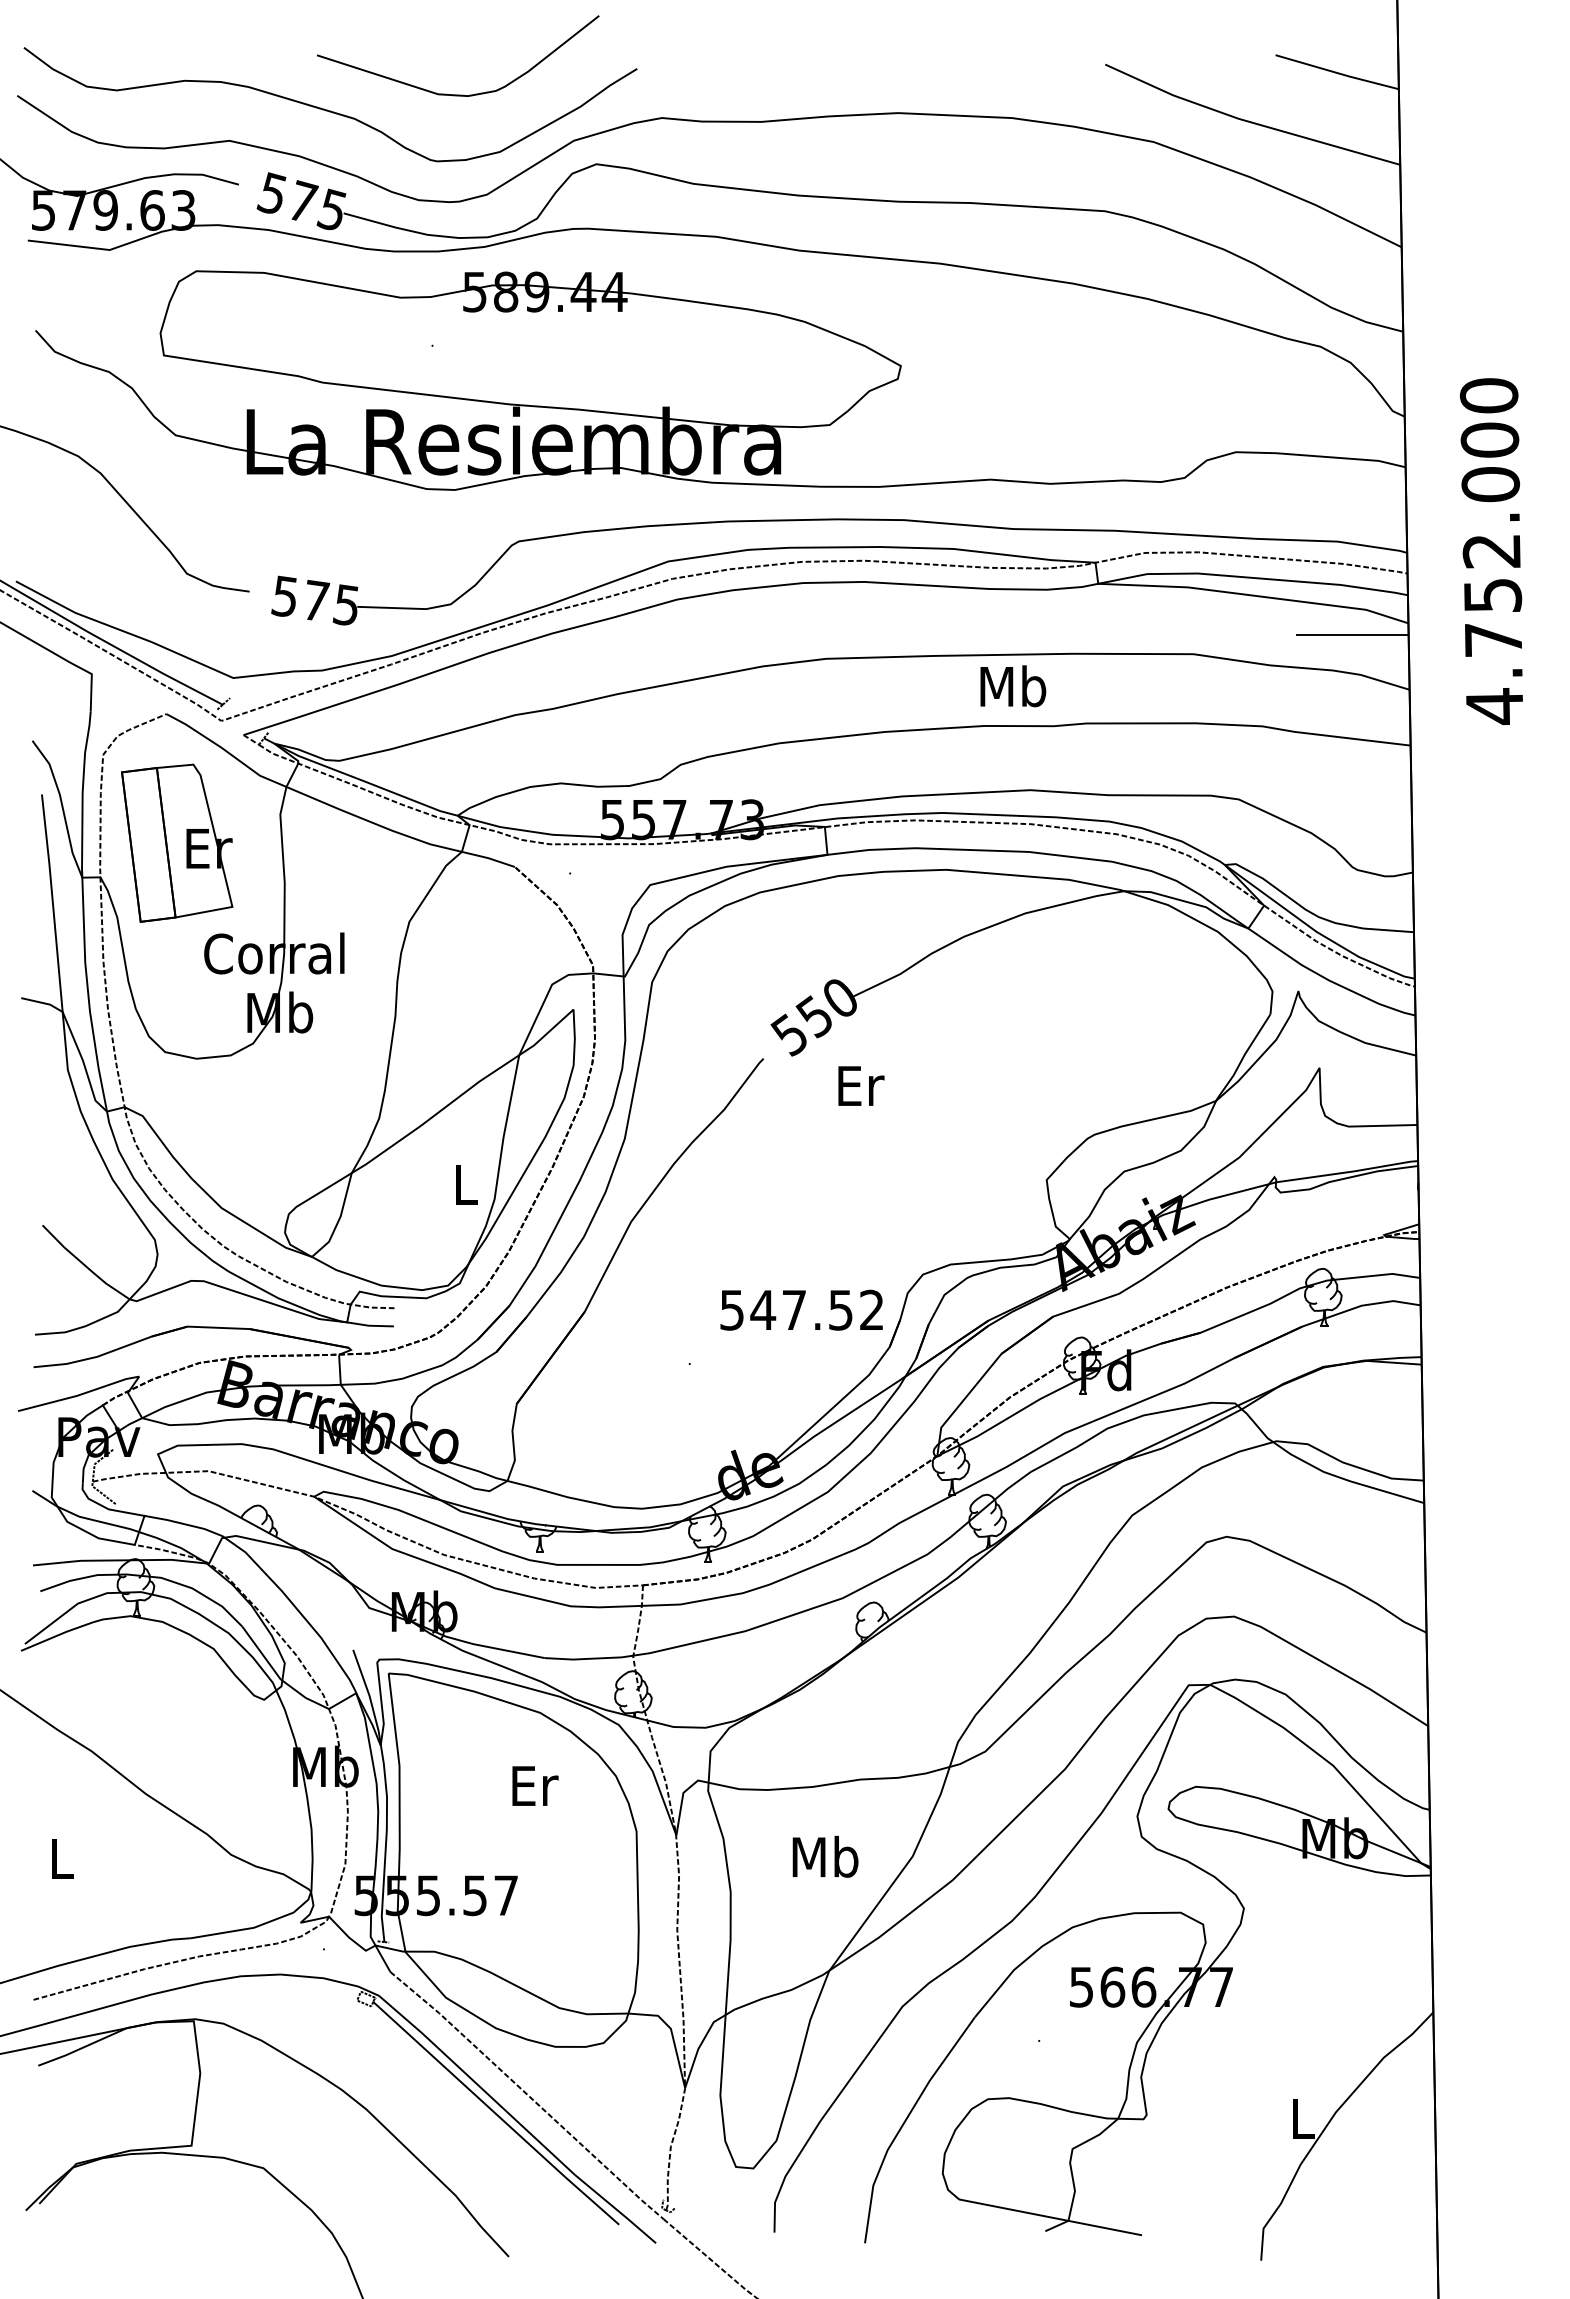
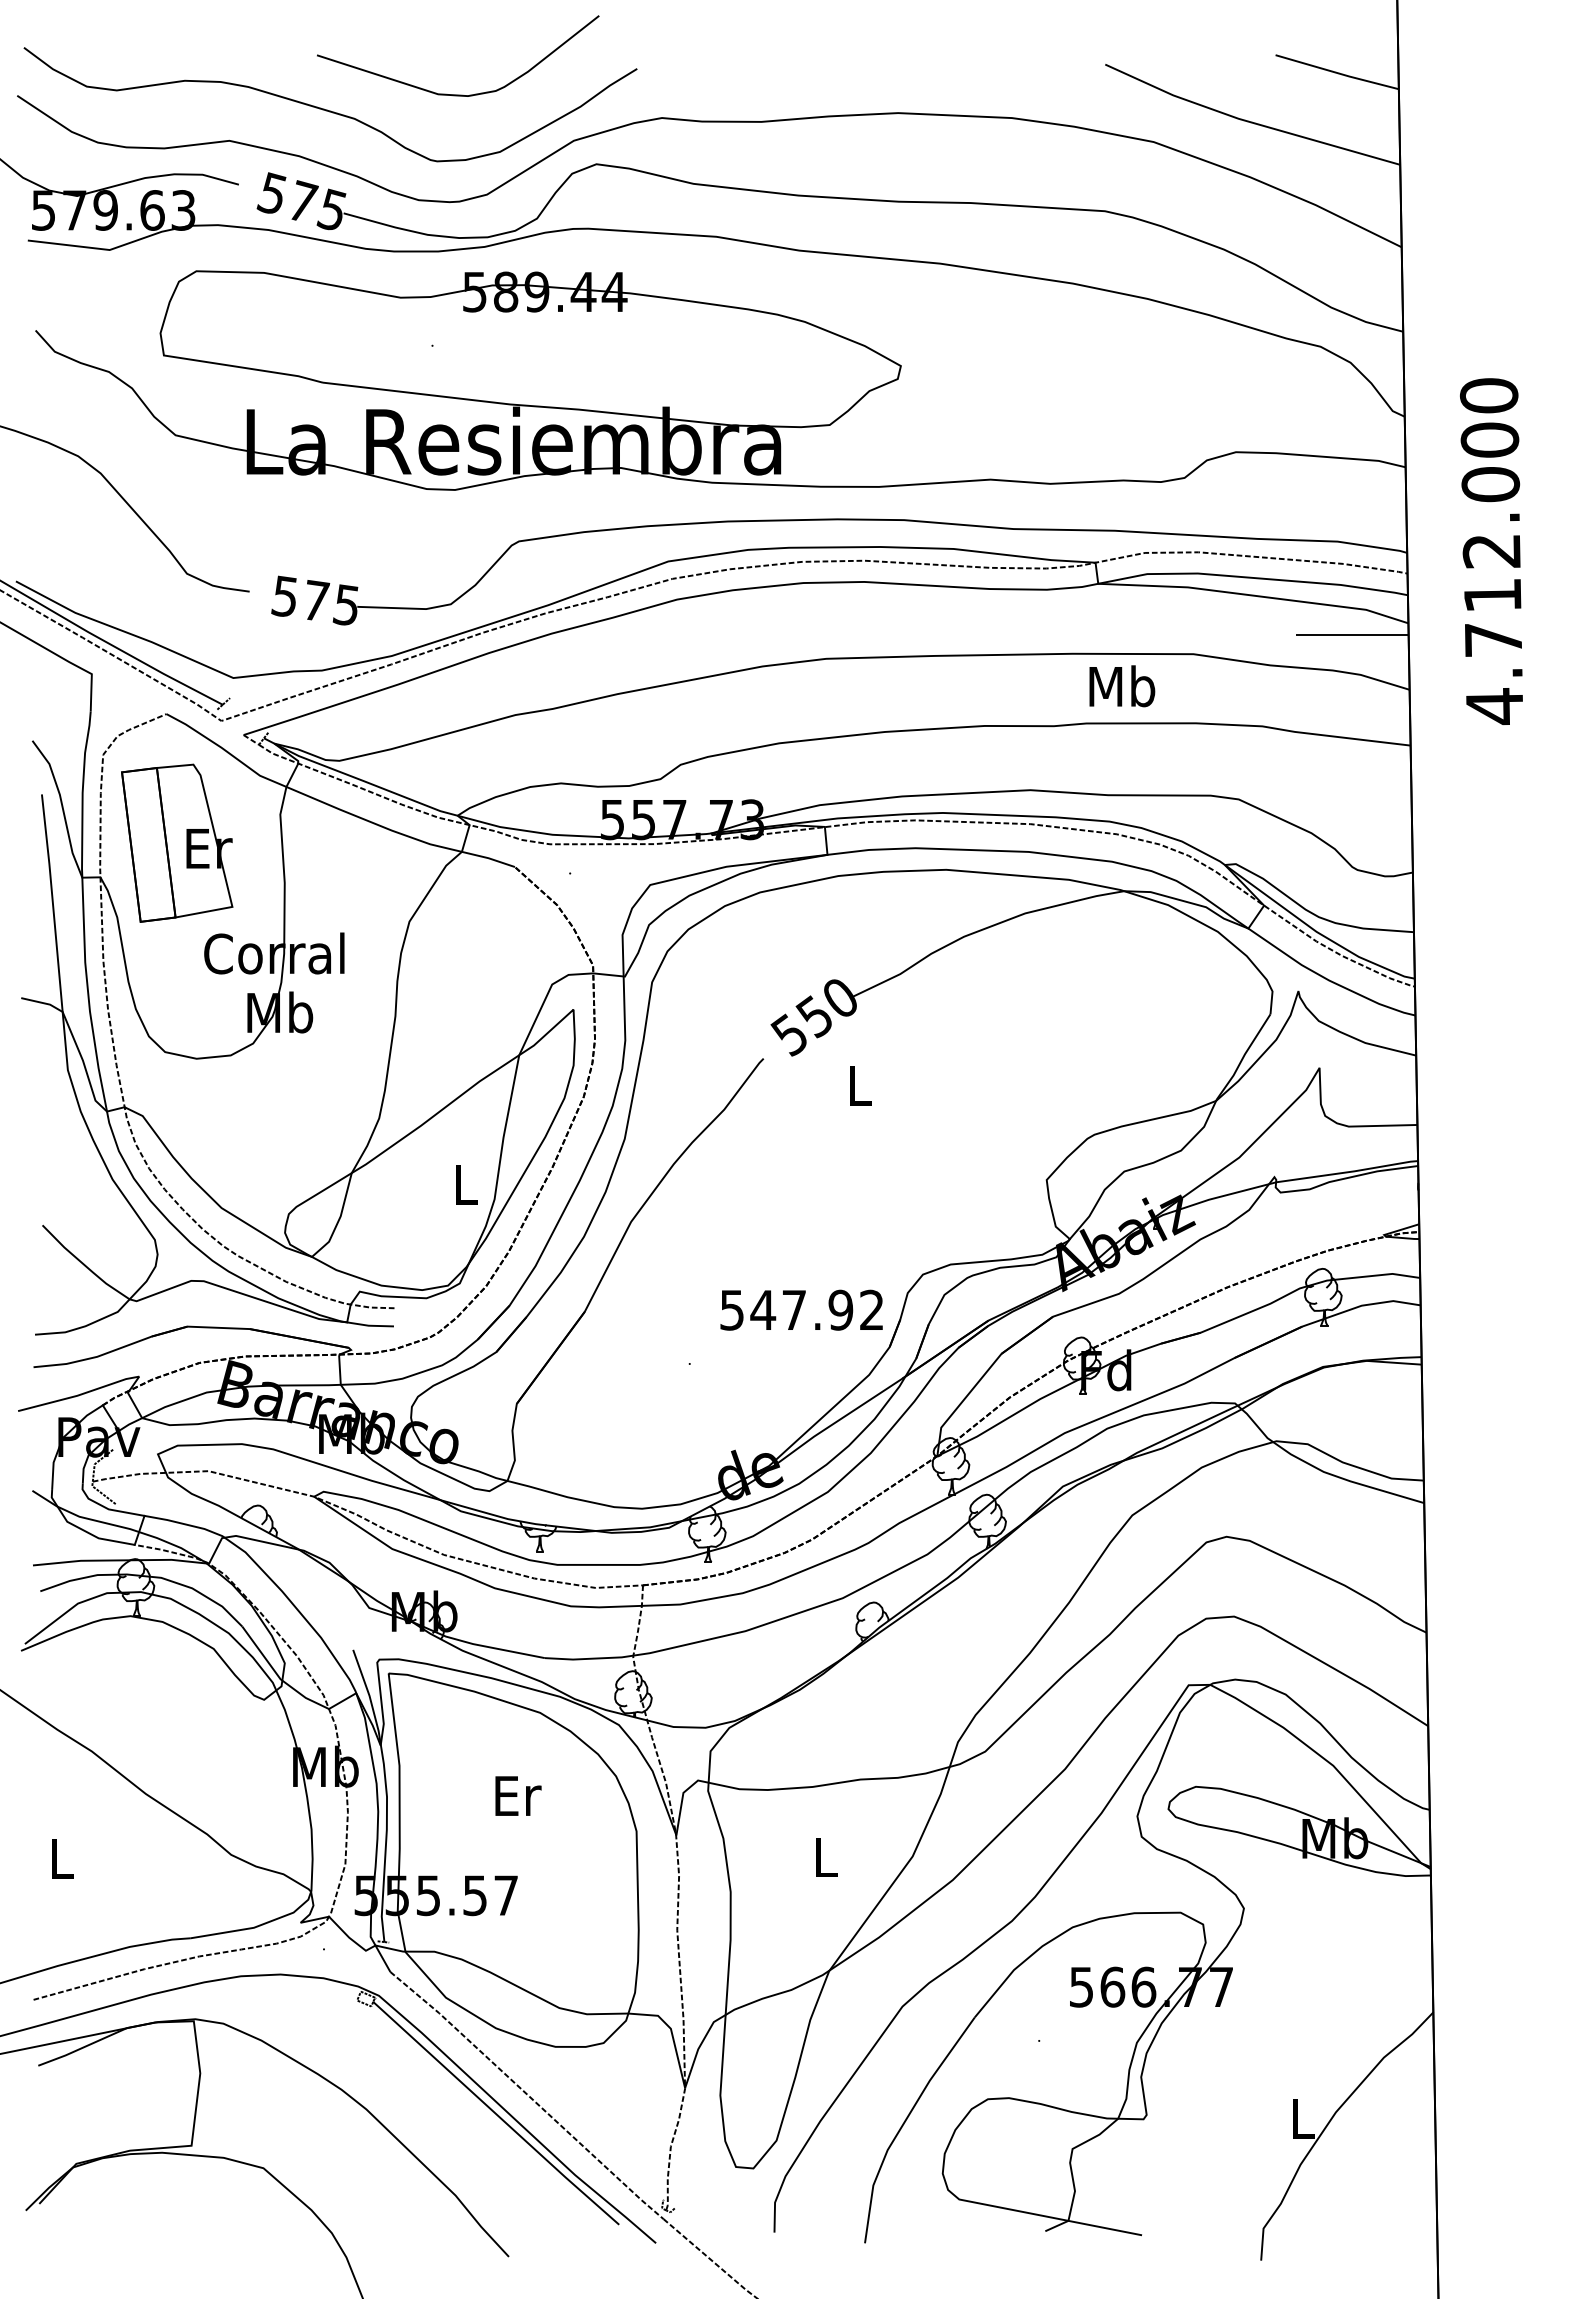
text: 4.752.000 -> 4.712.000 (1493, 595)
text position: (1013, 686) -> (1122, 686) (1122, 686)
text: Er -> L (861, 1085)
text: 547.52 -> 547.92 (840, 1309)
text position: (535, 1785) -> (518, 1795) (518, 1795)
text: Mb -> L (825, 1856)
